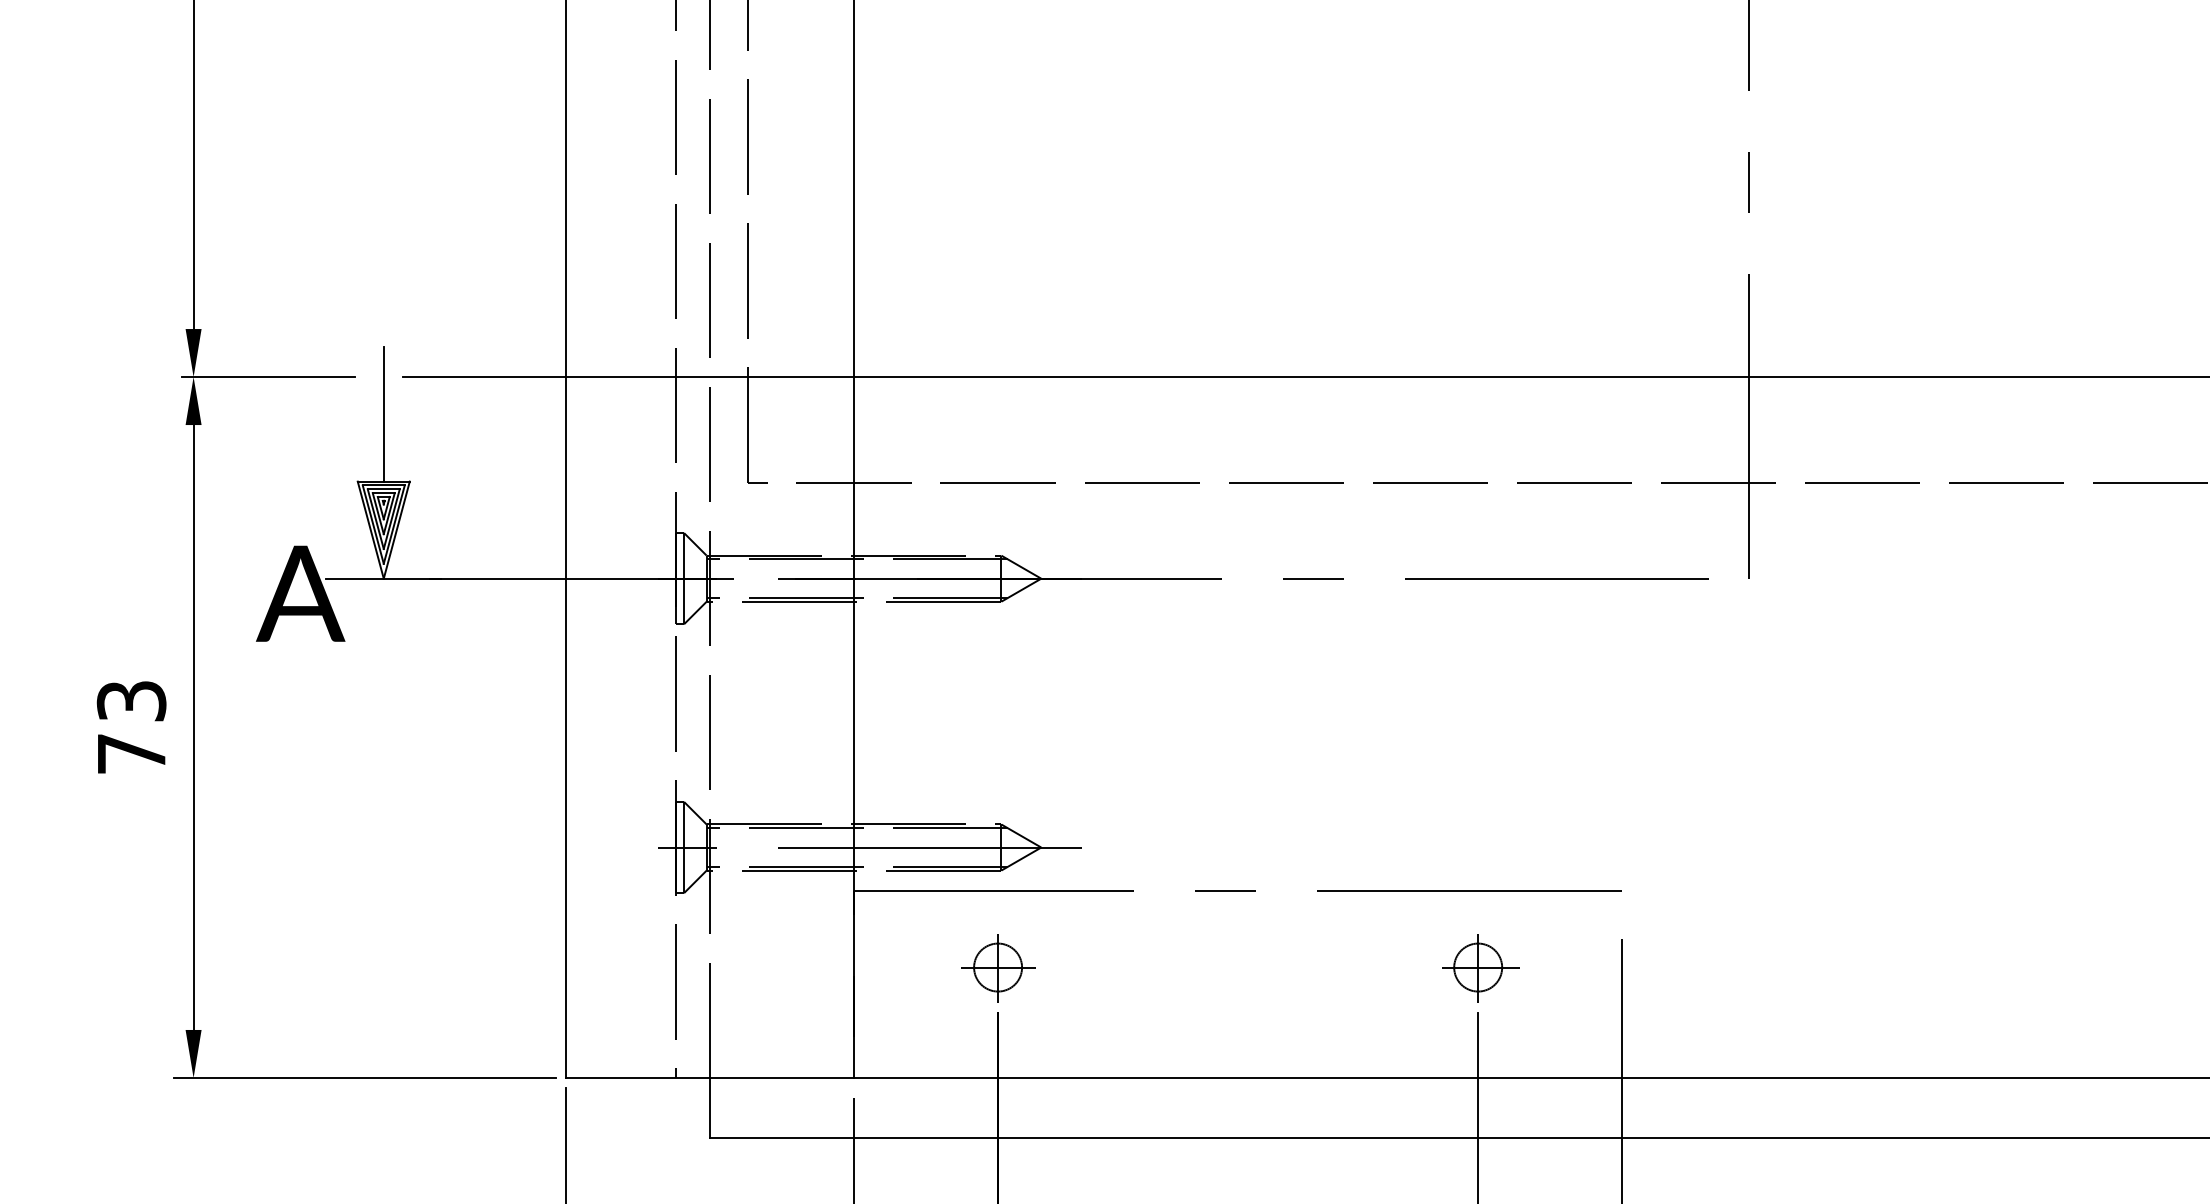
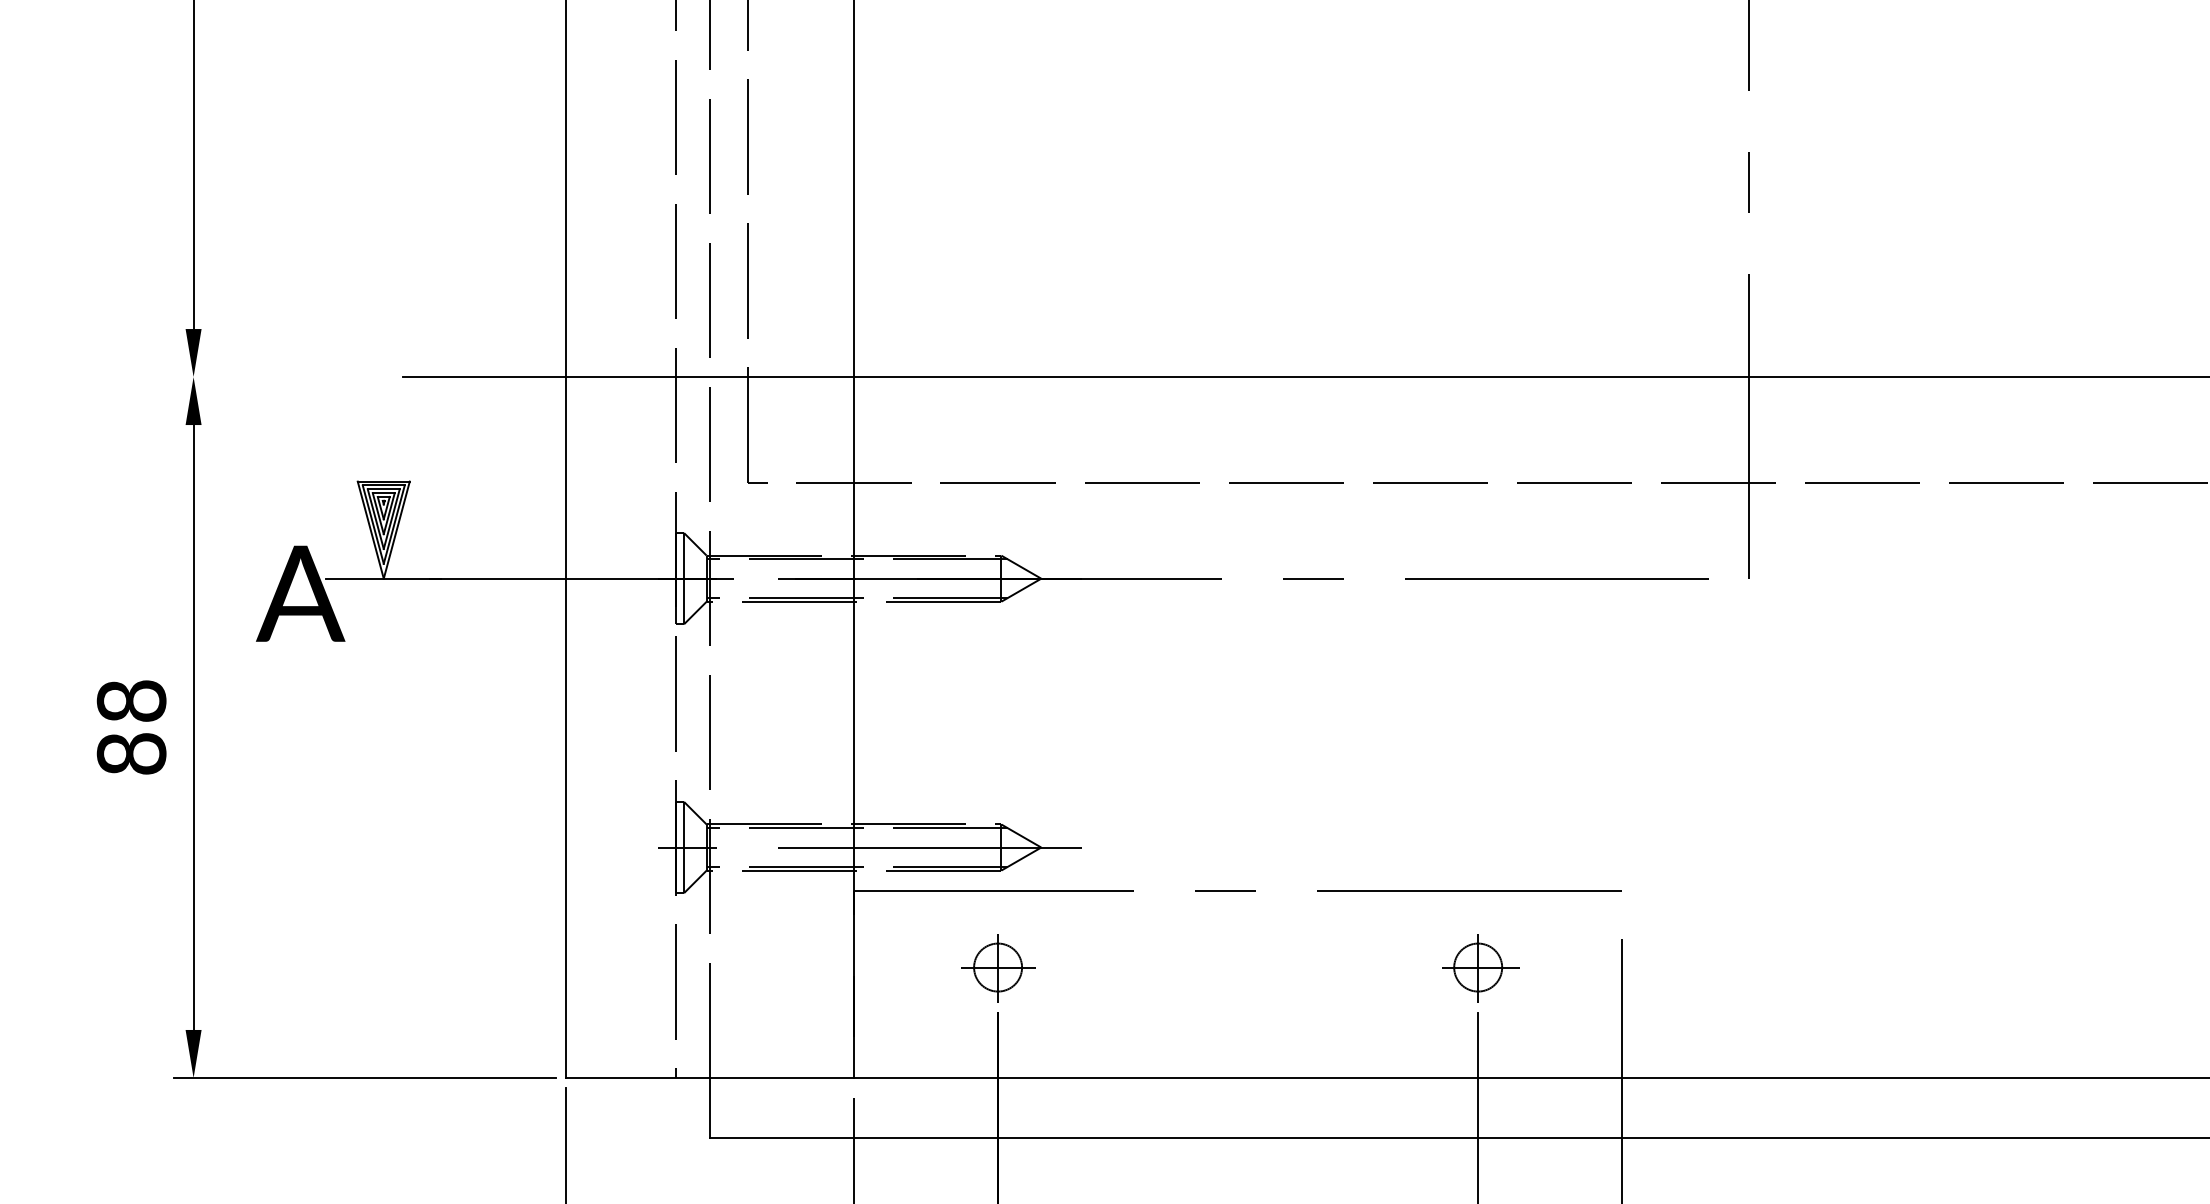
line: present -> none (268, 377)
line: present -> none (383, 414)
text: 73 -> 88 (131, 727)
